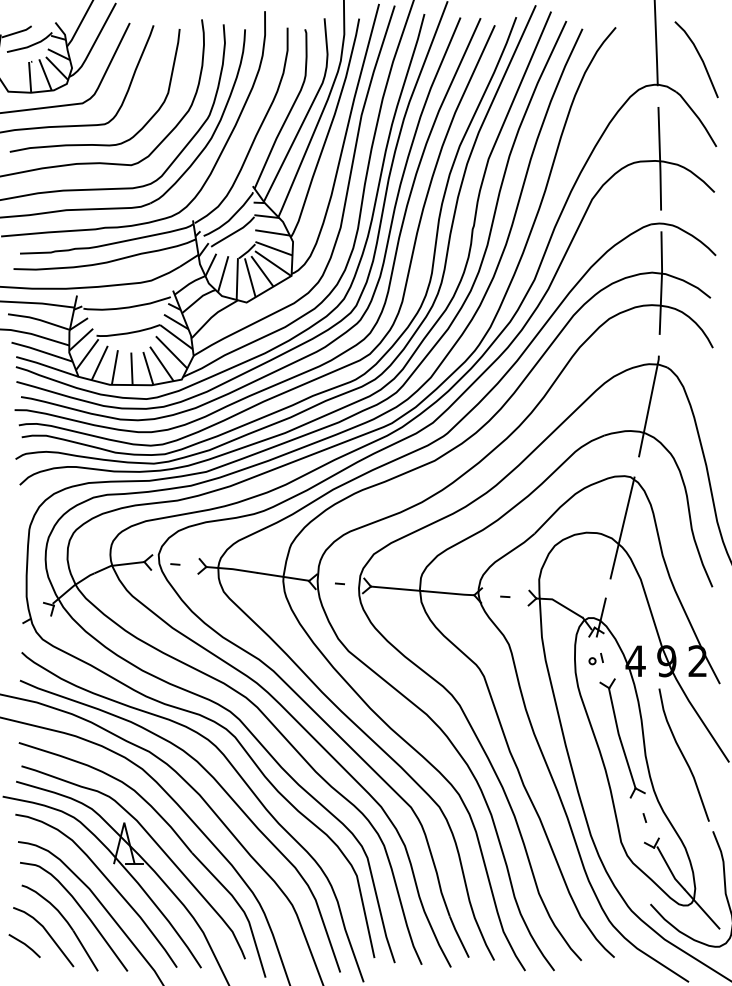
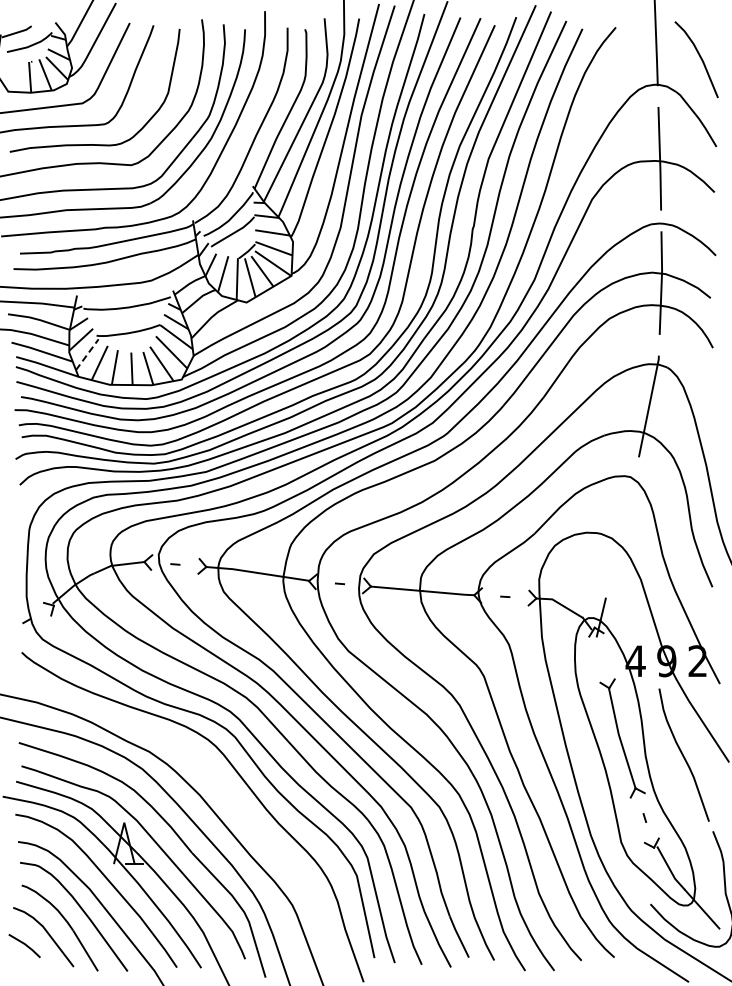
line: solid -> dashed (87, 354)
line: present -> none (622, 527)
part: present -> none (595, 659)
curve: present -> none (219, 786)
